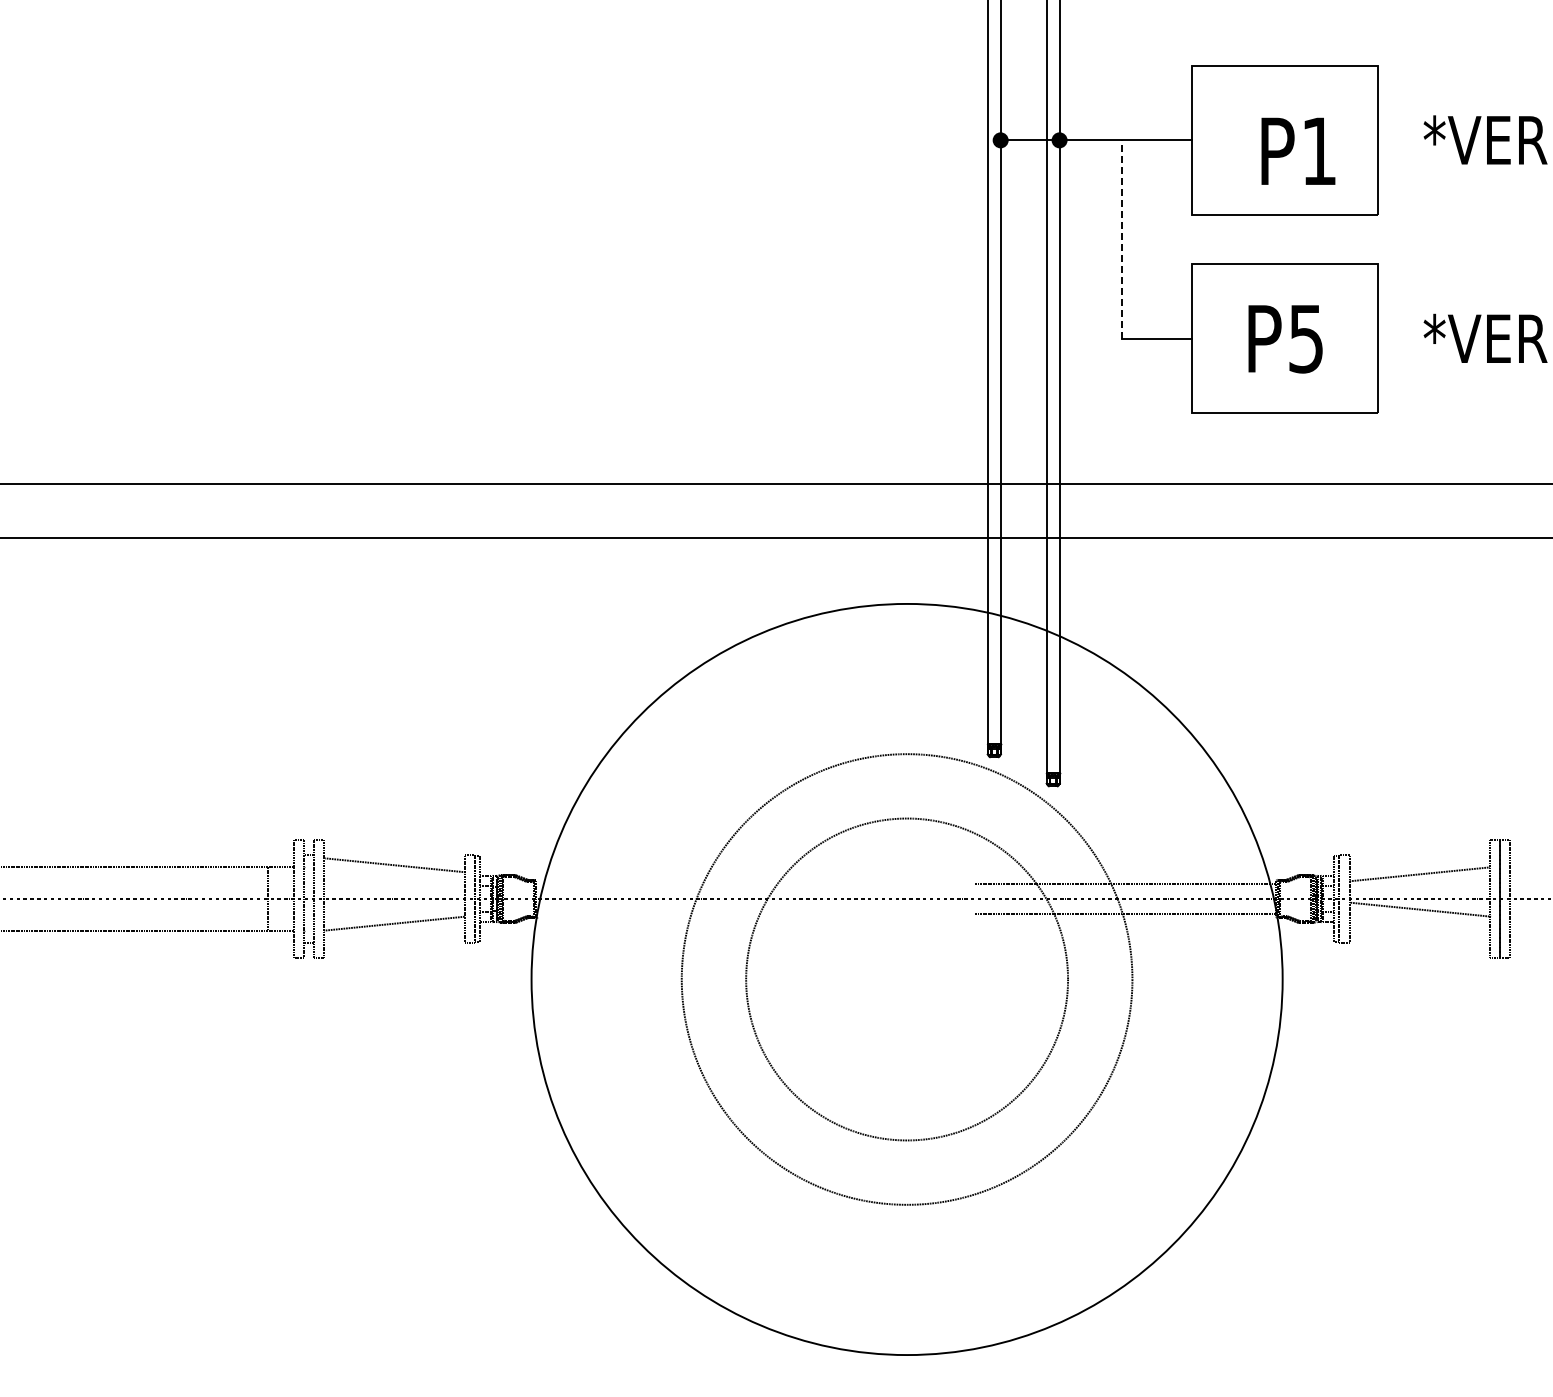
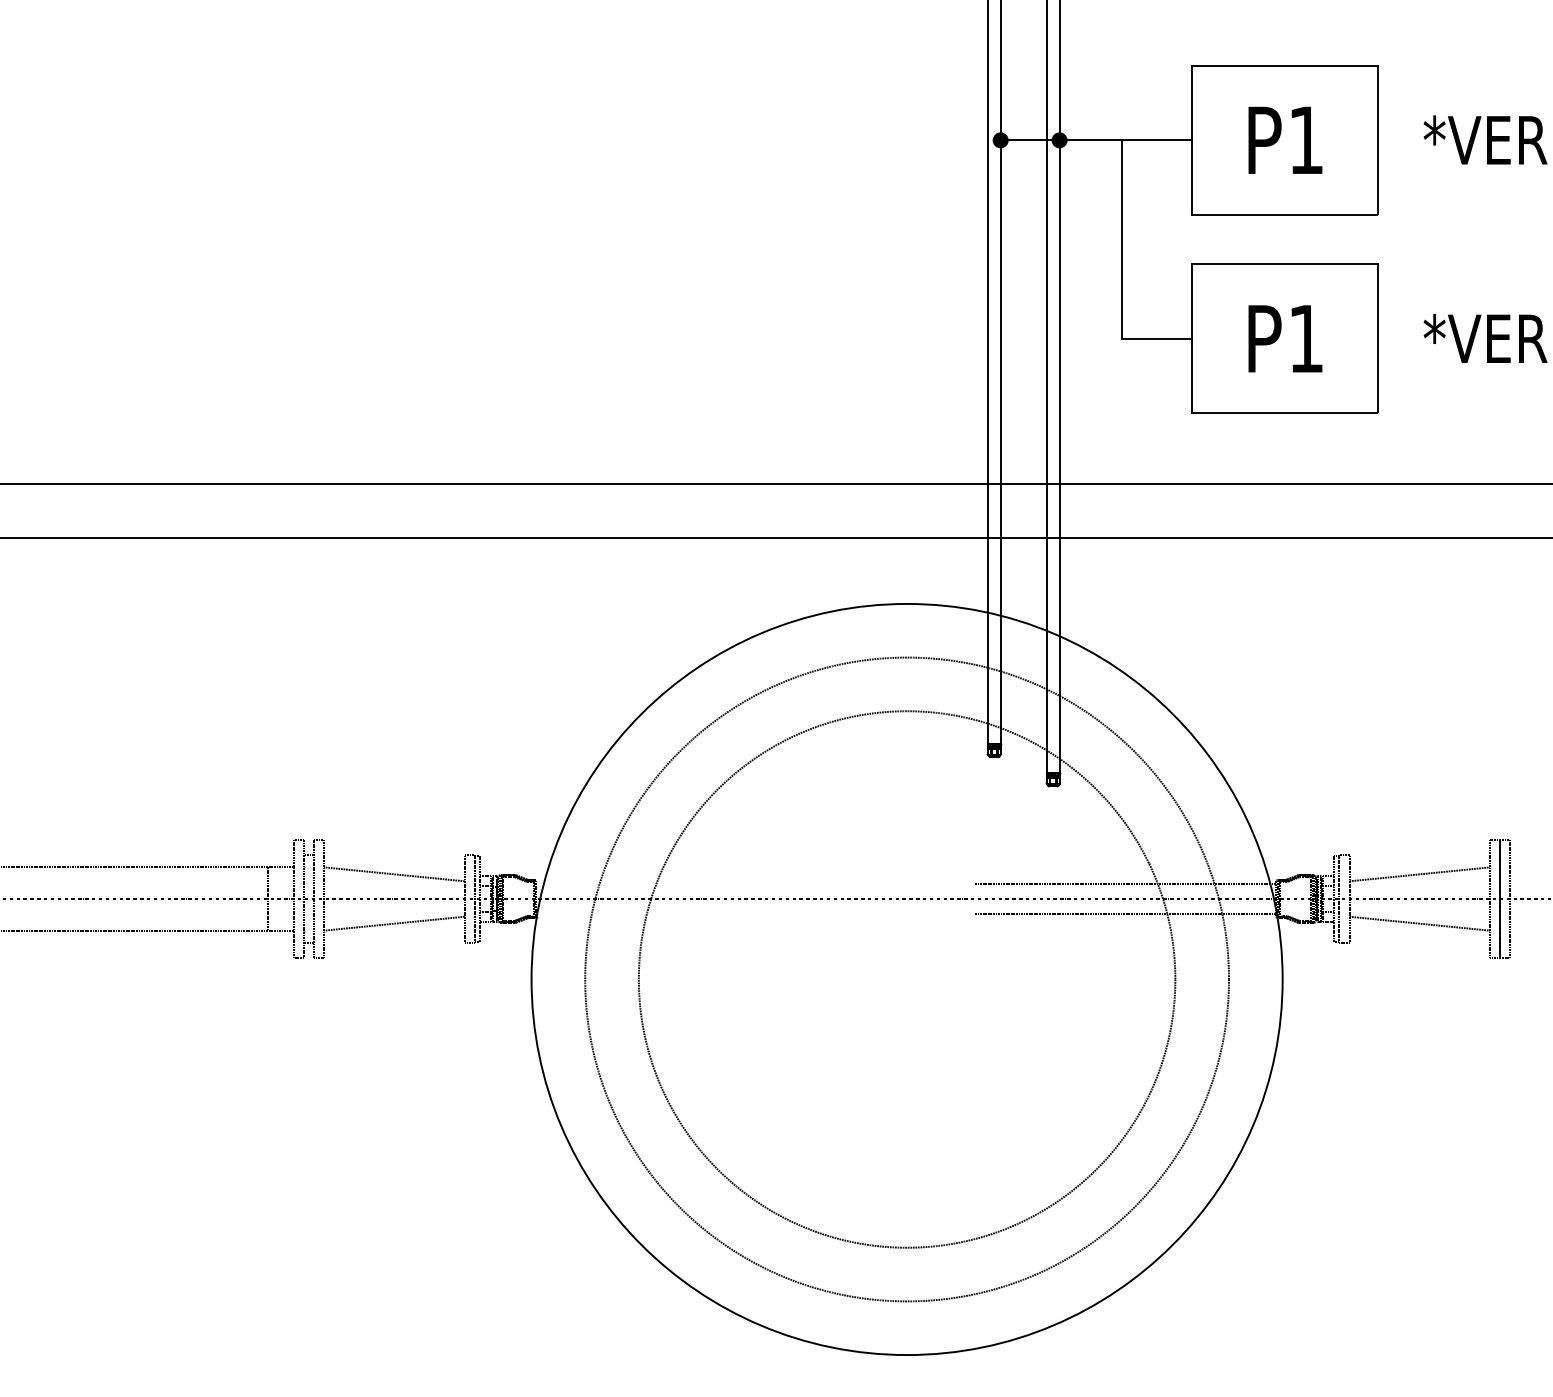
text position: (1298, 150) -> (1285, 139) (1285, 139)
line: dashed -> solid (1122, 239)
text: P5 -> P1 (1305, 339)
line position: (395, 865) -> (394, 874) (394, 874)
line position: (1420, 909) -> (1419, 923) (1419, 923)
circle diameter: 451 px -> 644 px (907, 979)
circle diameter: 322 px -> 536 px (906, 979)
